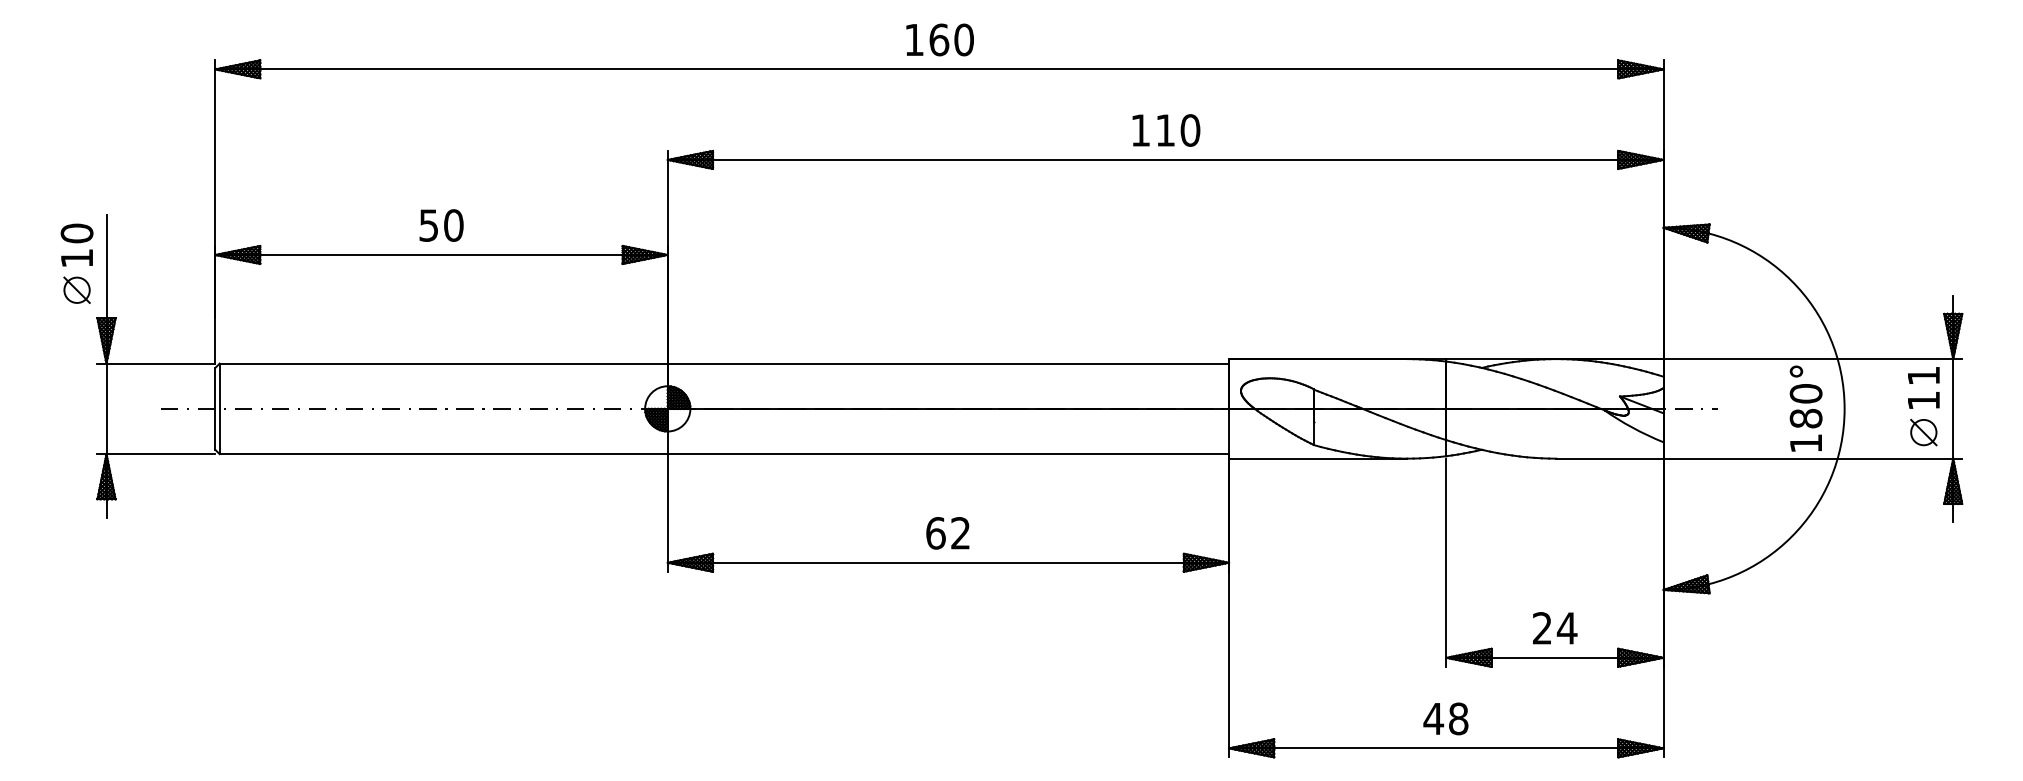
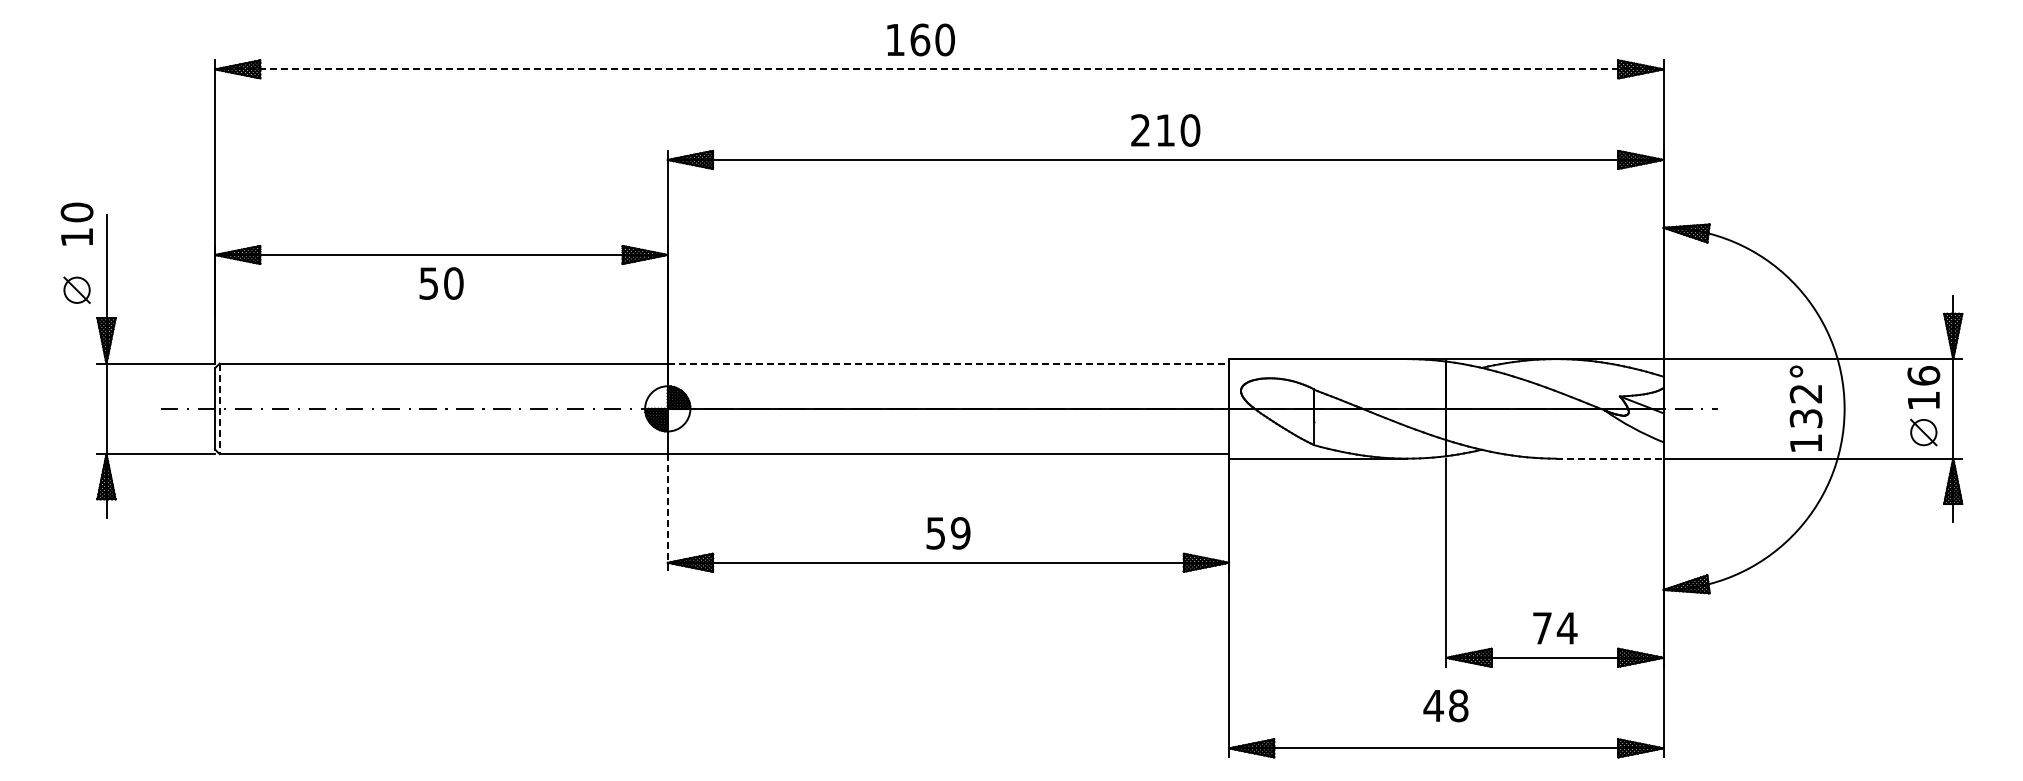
text position: (939, 39) -> (920, 39) (920, 39)
line: solid -> dashed (939, 69)
text: 110 -> 210 (1140, 130)
text position: (441, 225) -> (441, 283) (441, 283)
text position: (76, 244) -> (76, 223) (76, 223)
line: solid -> dashed (948, 363)
text: 11 -> 16 (1923, 375)
text: 180° -> 132° (1805, 406)
line: solid -> dashed (219, 409)
line: solid -> dashed (1610, 458)
line: solid -> dashed (667, 512)
text: 62 -> 59 (948, 533)
text: 24 -> 74 (1542, 628)
text position: (1445, 718) -> (1445, 705) (1445, 705)
